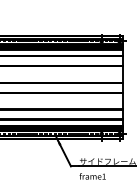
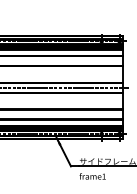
line: none -> present (65, 87)
